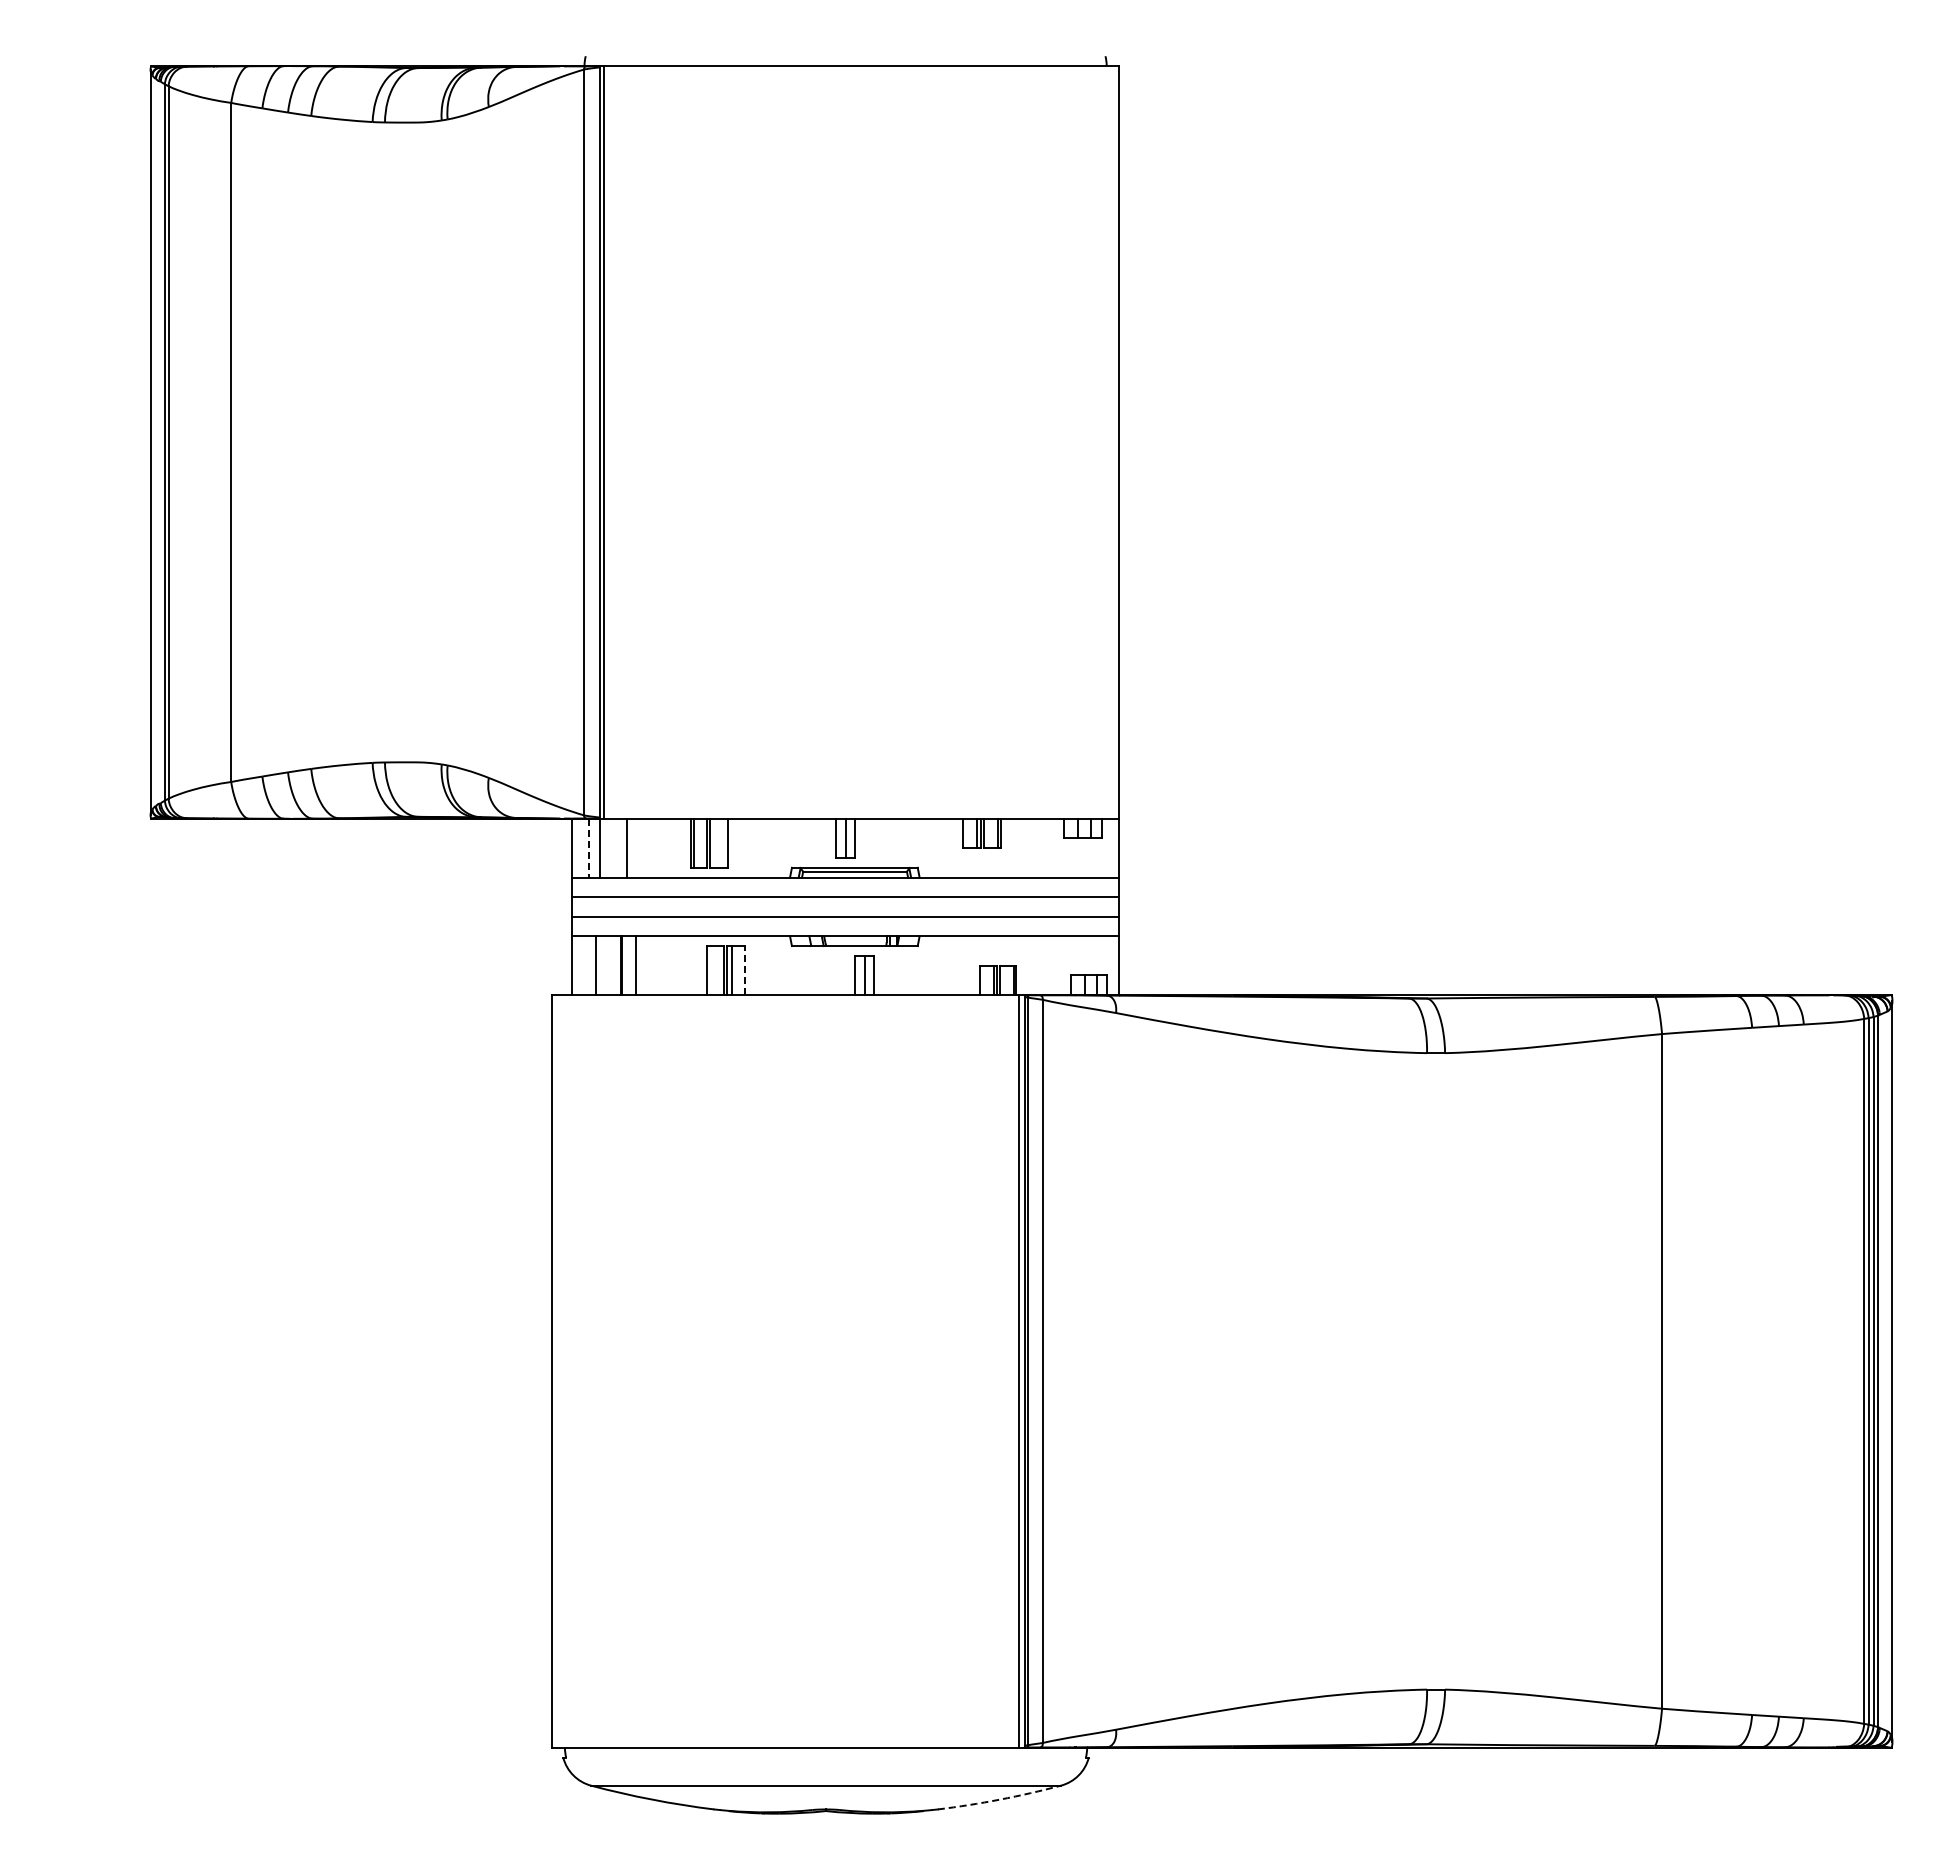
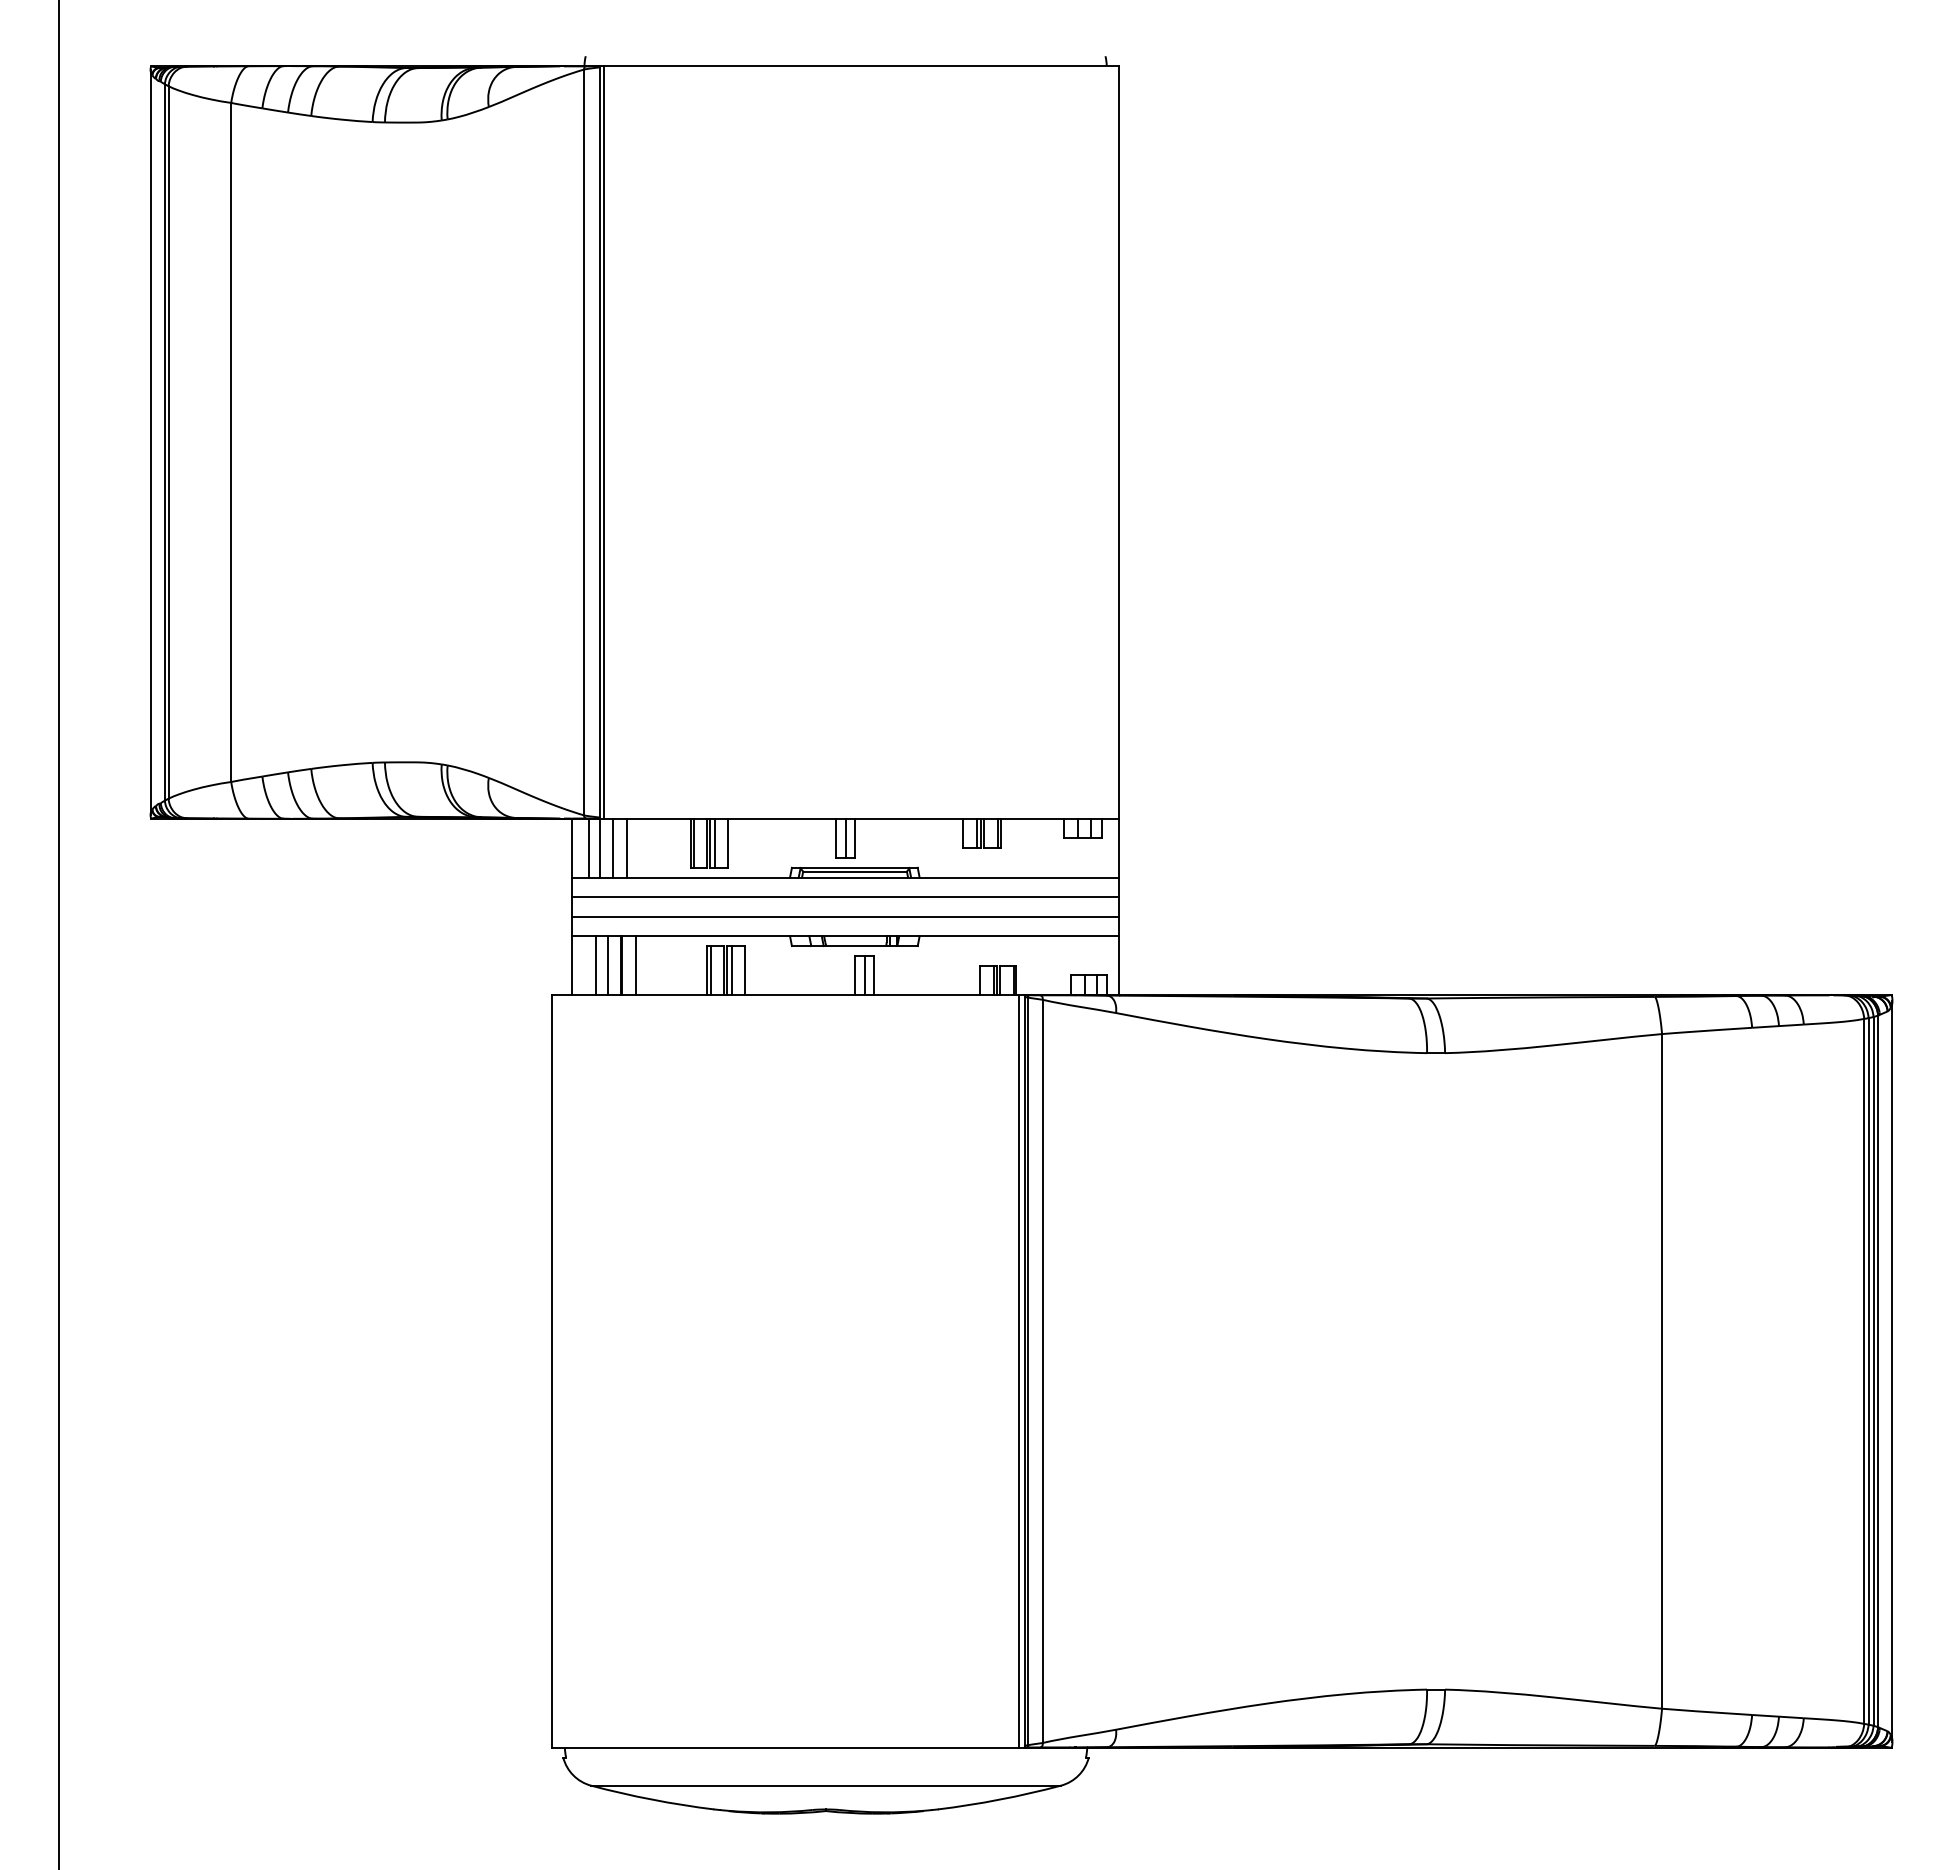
line: none -> present (714, 842)
line: none -> present (613, 847)
line: dashed -> solid (588, 848)
line: none -> present (58, 934)
line: none -> present (607, 965)
line: none -> present (710, 970)
line: dashed -> solid (745, 970)
arc: dashed -> solid (999, 1799)
